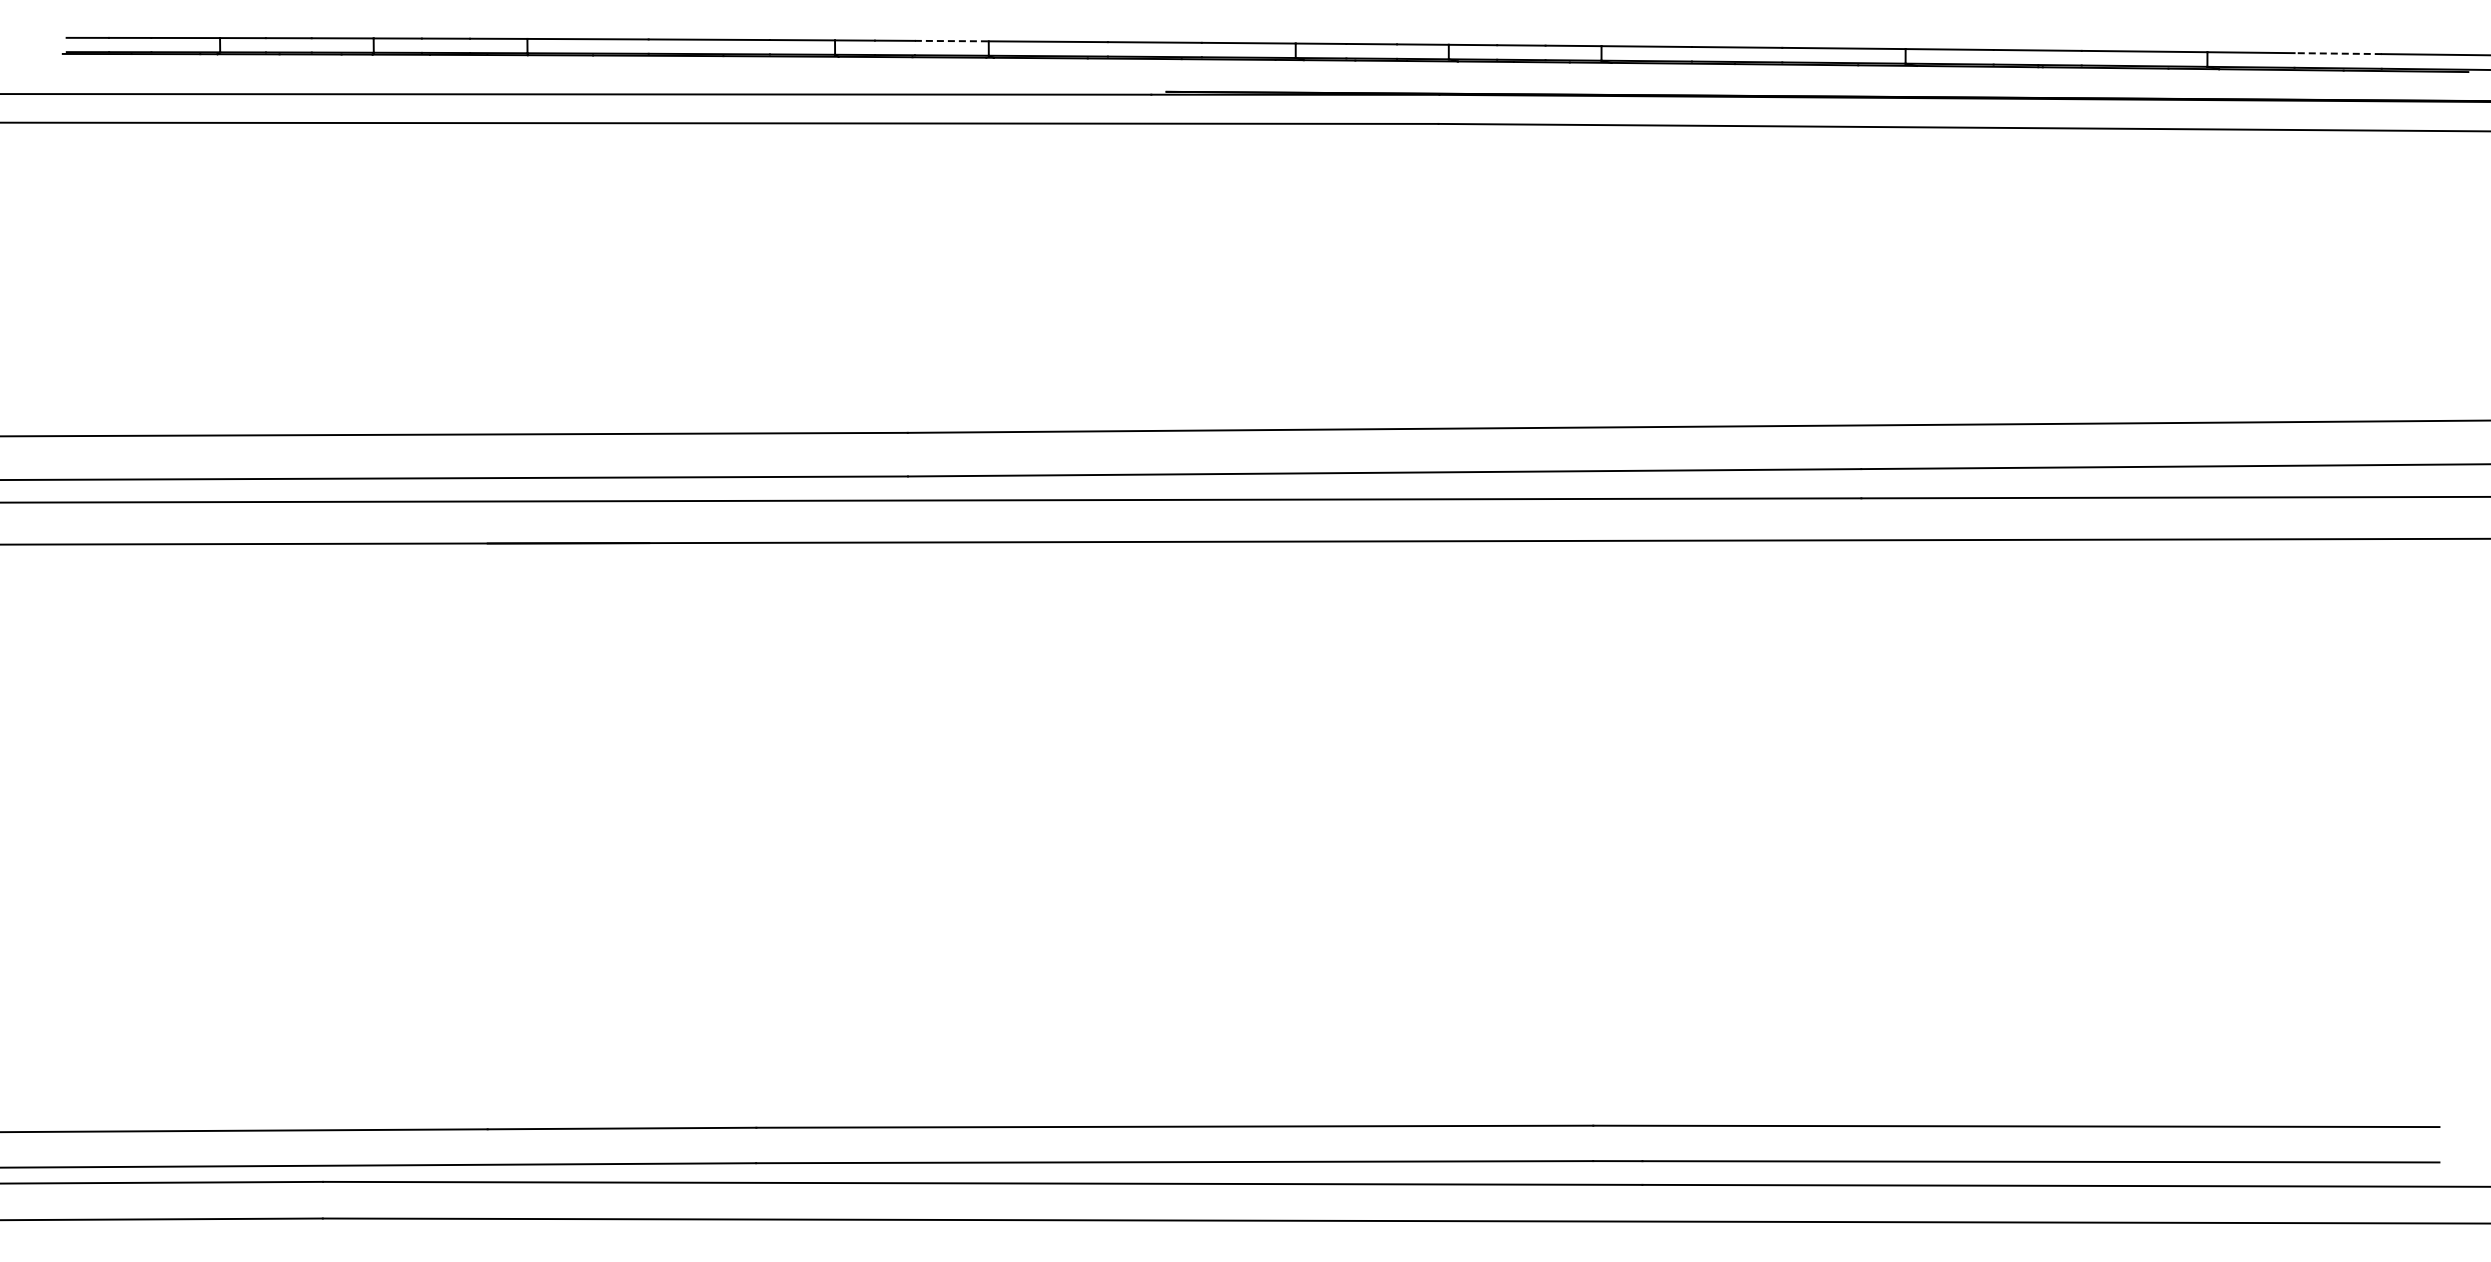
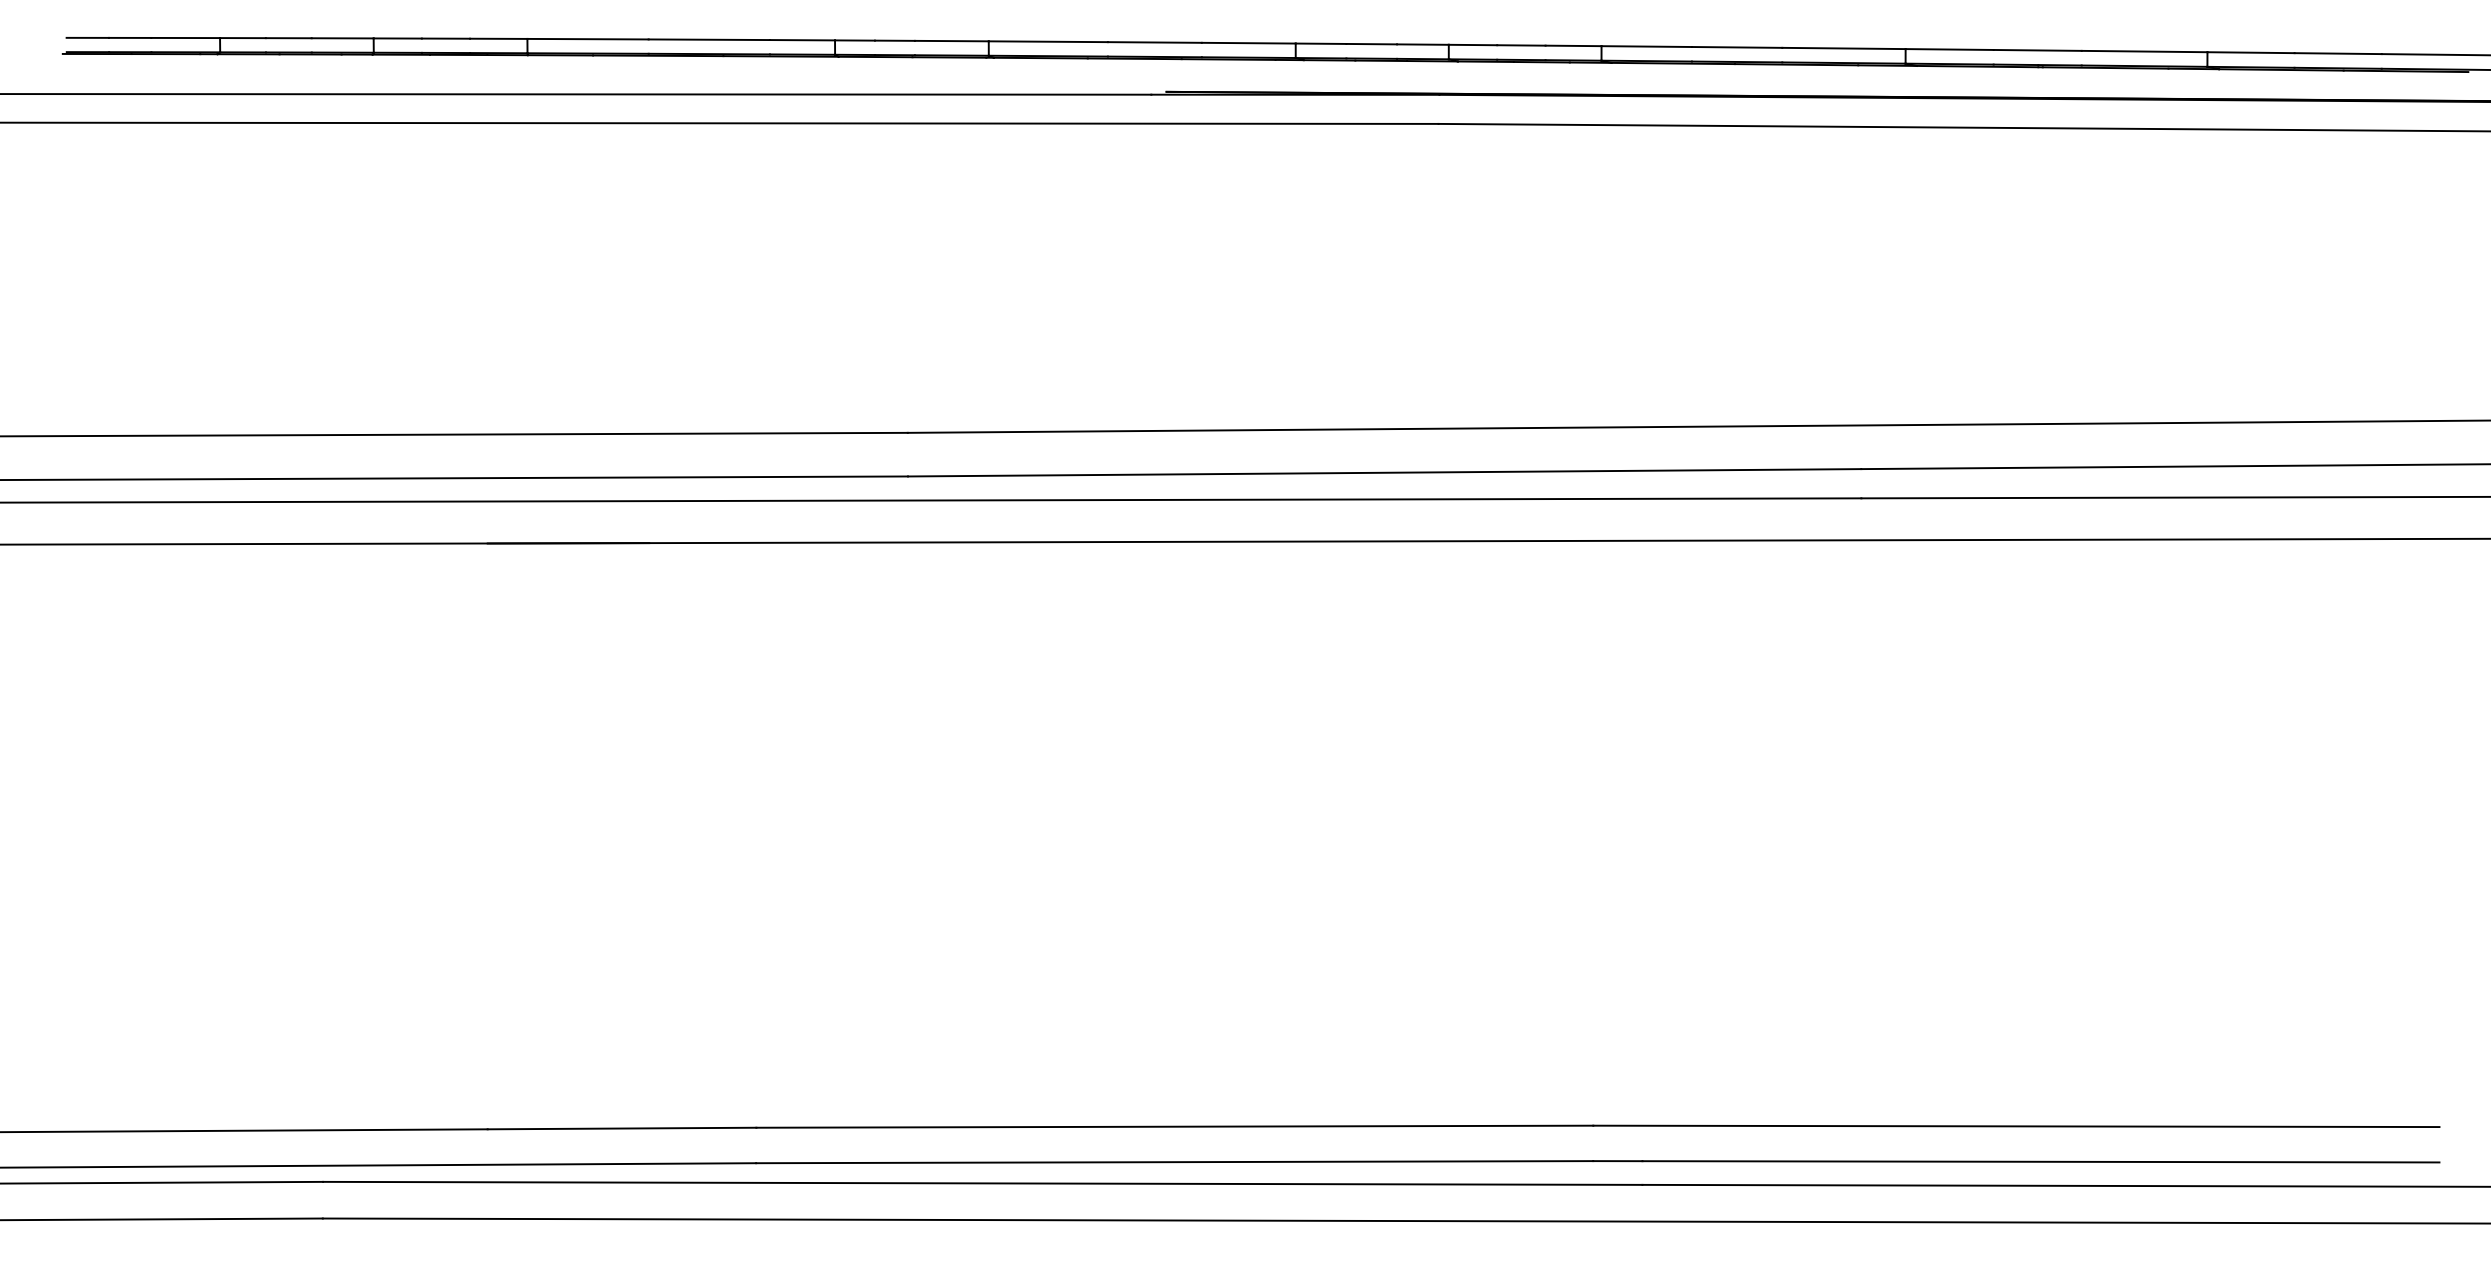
line: dashed -> solid (951, 41)
line: dashed -> solid (2338, 53)
